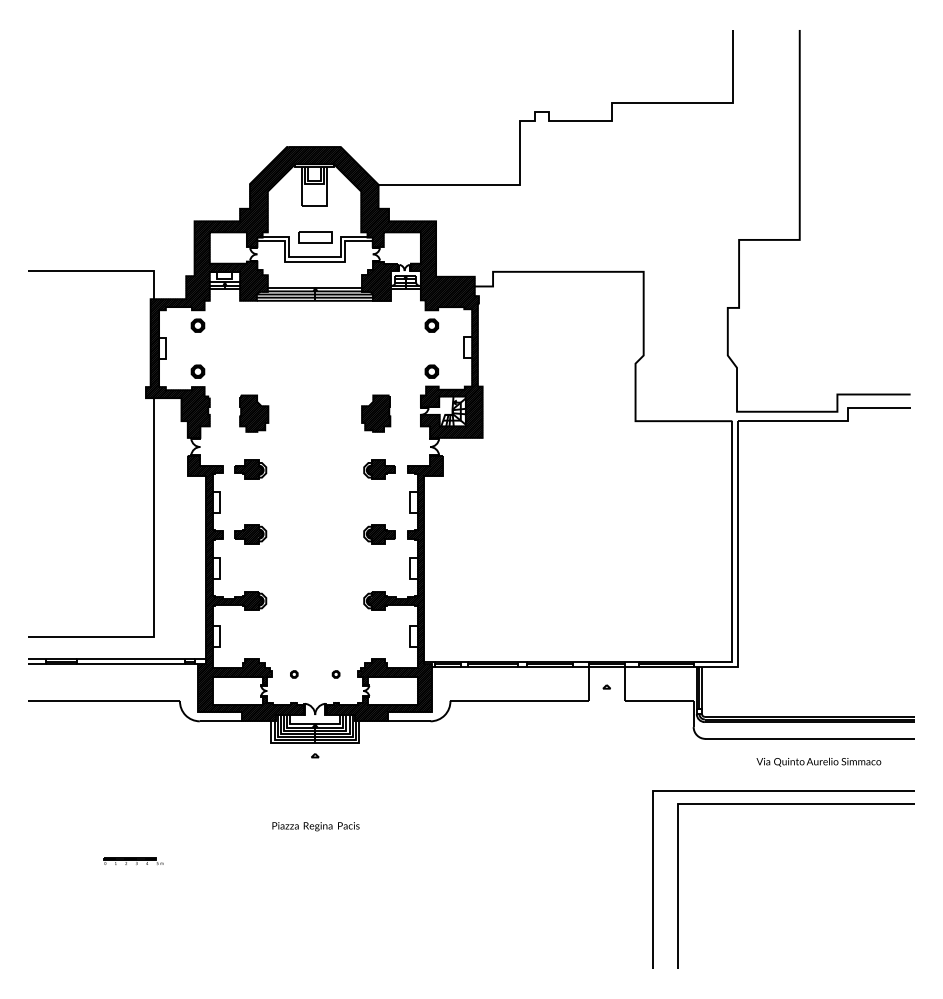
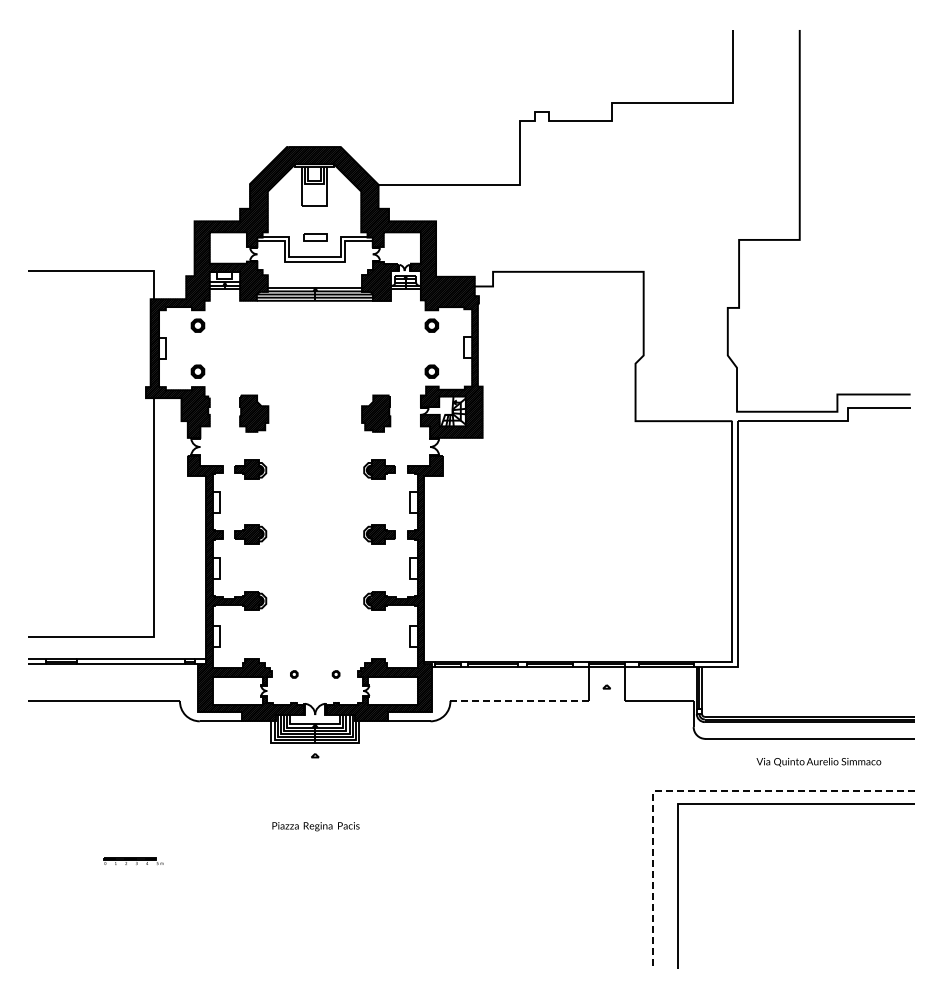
part size: 35x13 px -> 25x9 px (315, 237)
line: solid -> dashed (519, 700)
line: solid -> dashed (694, 791)
